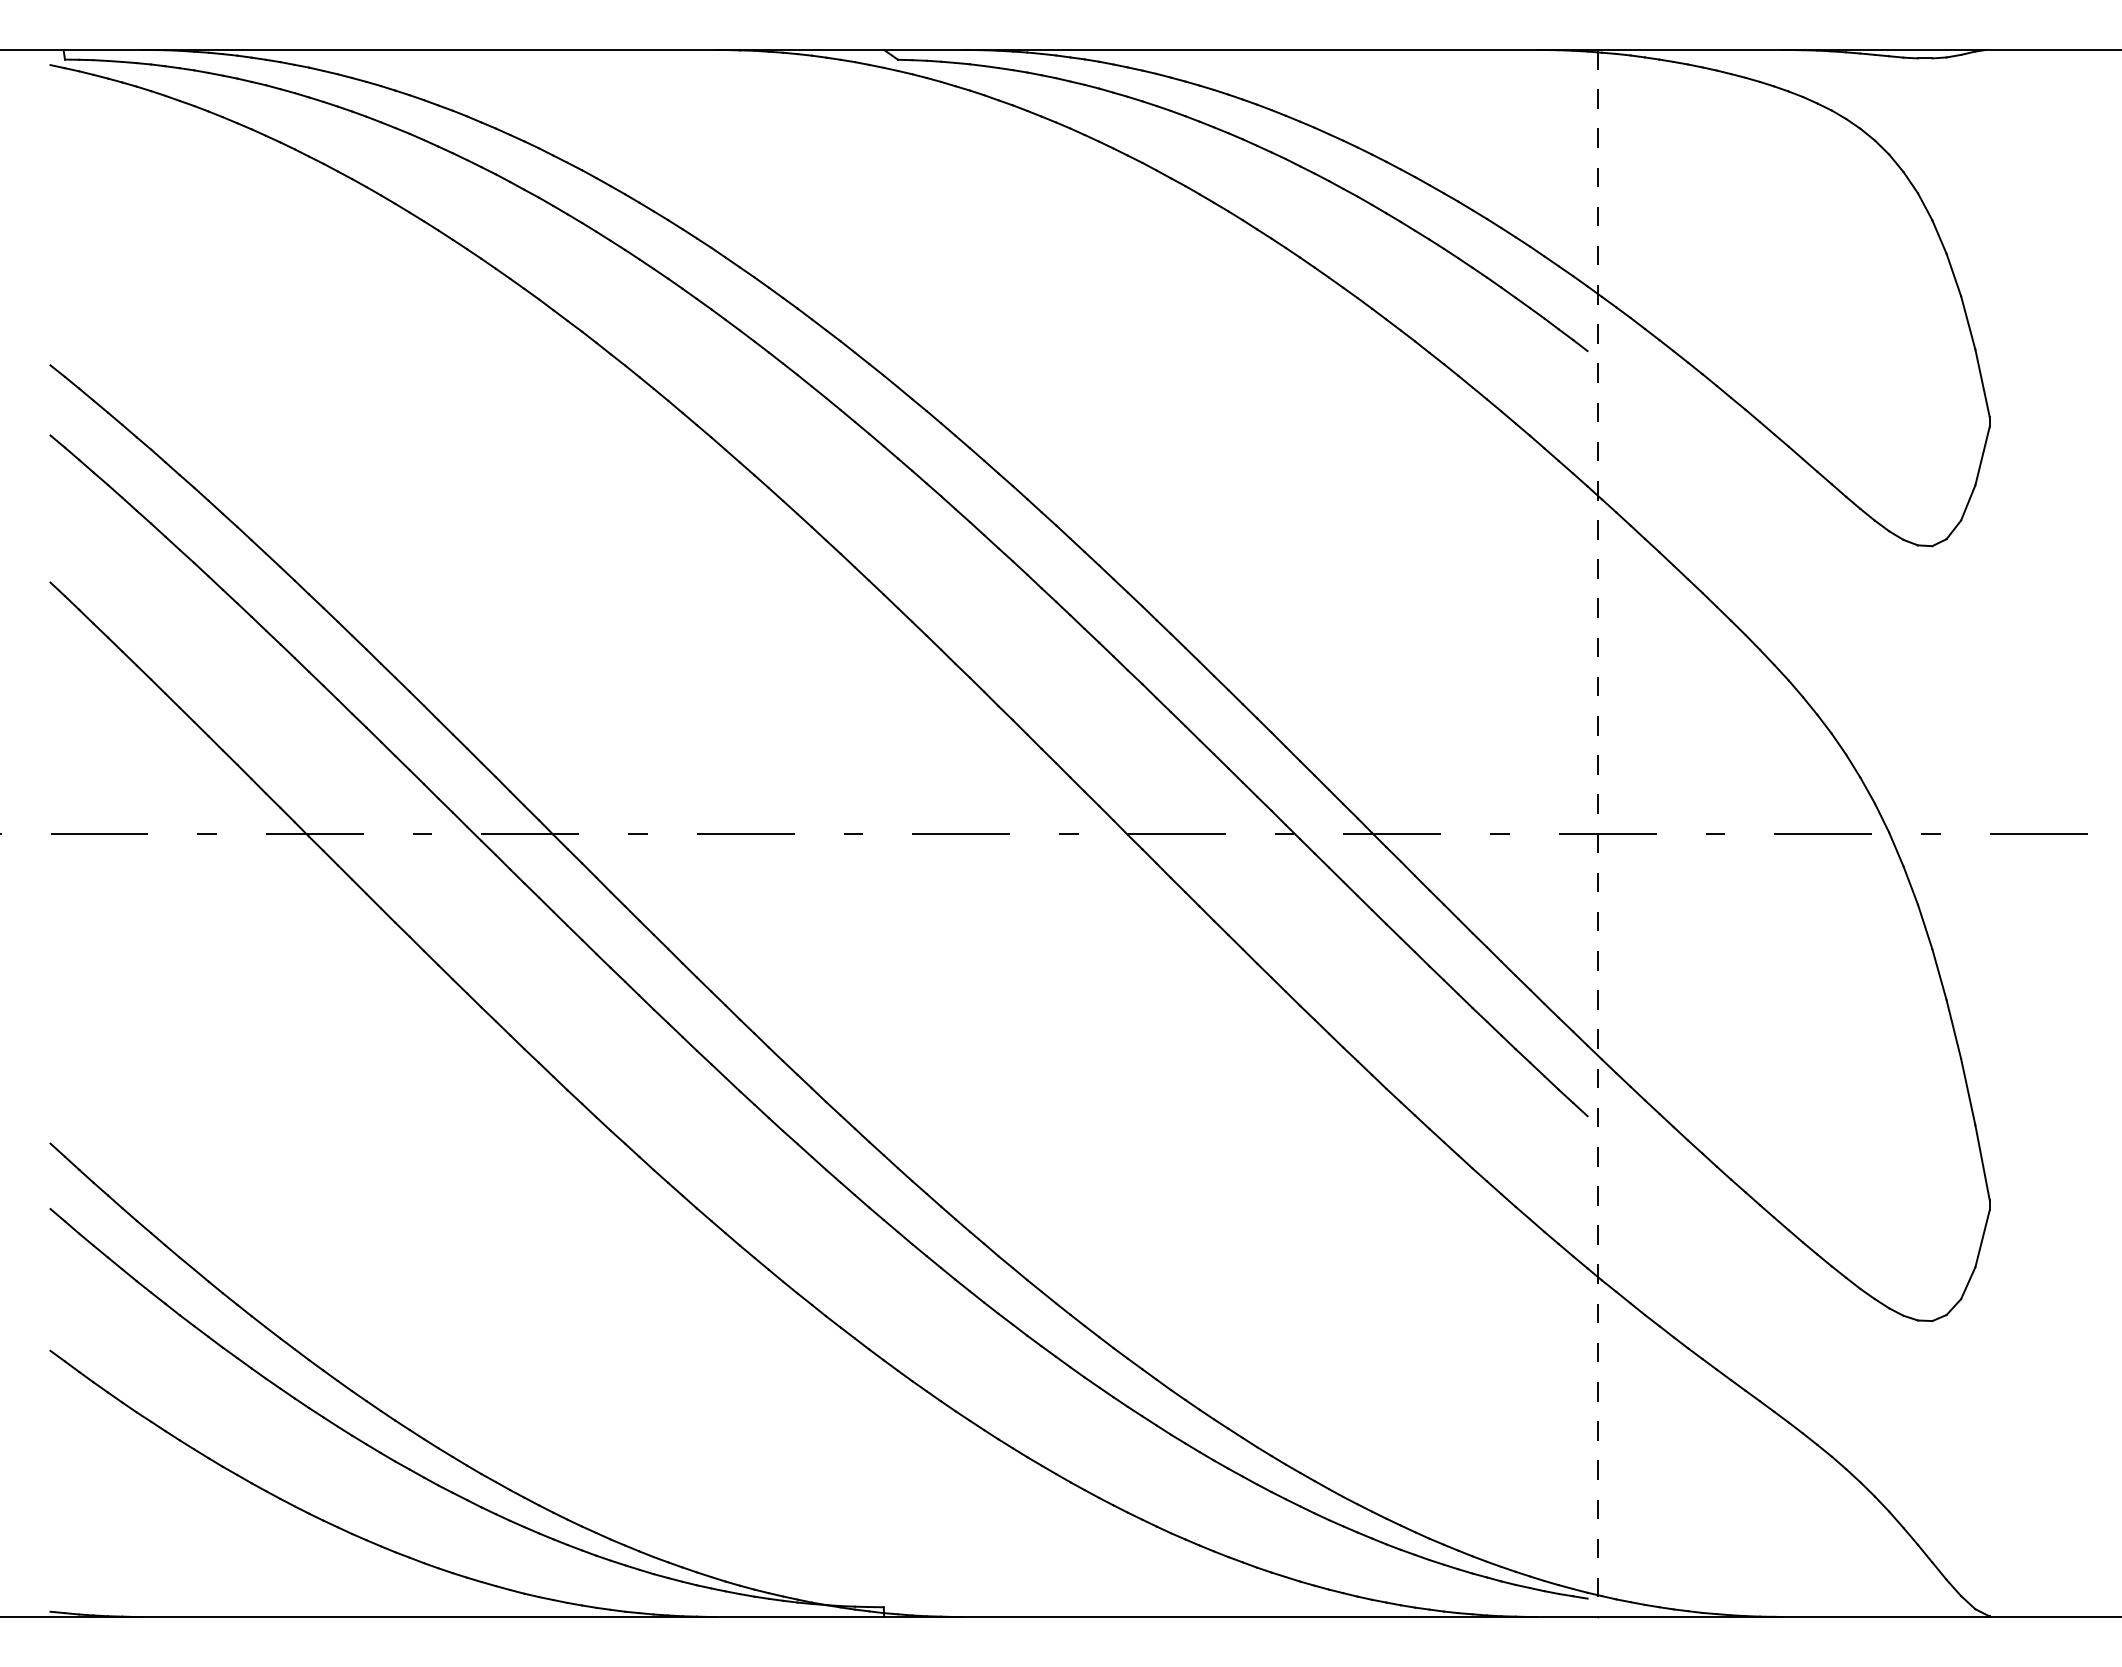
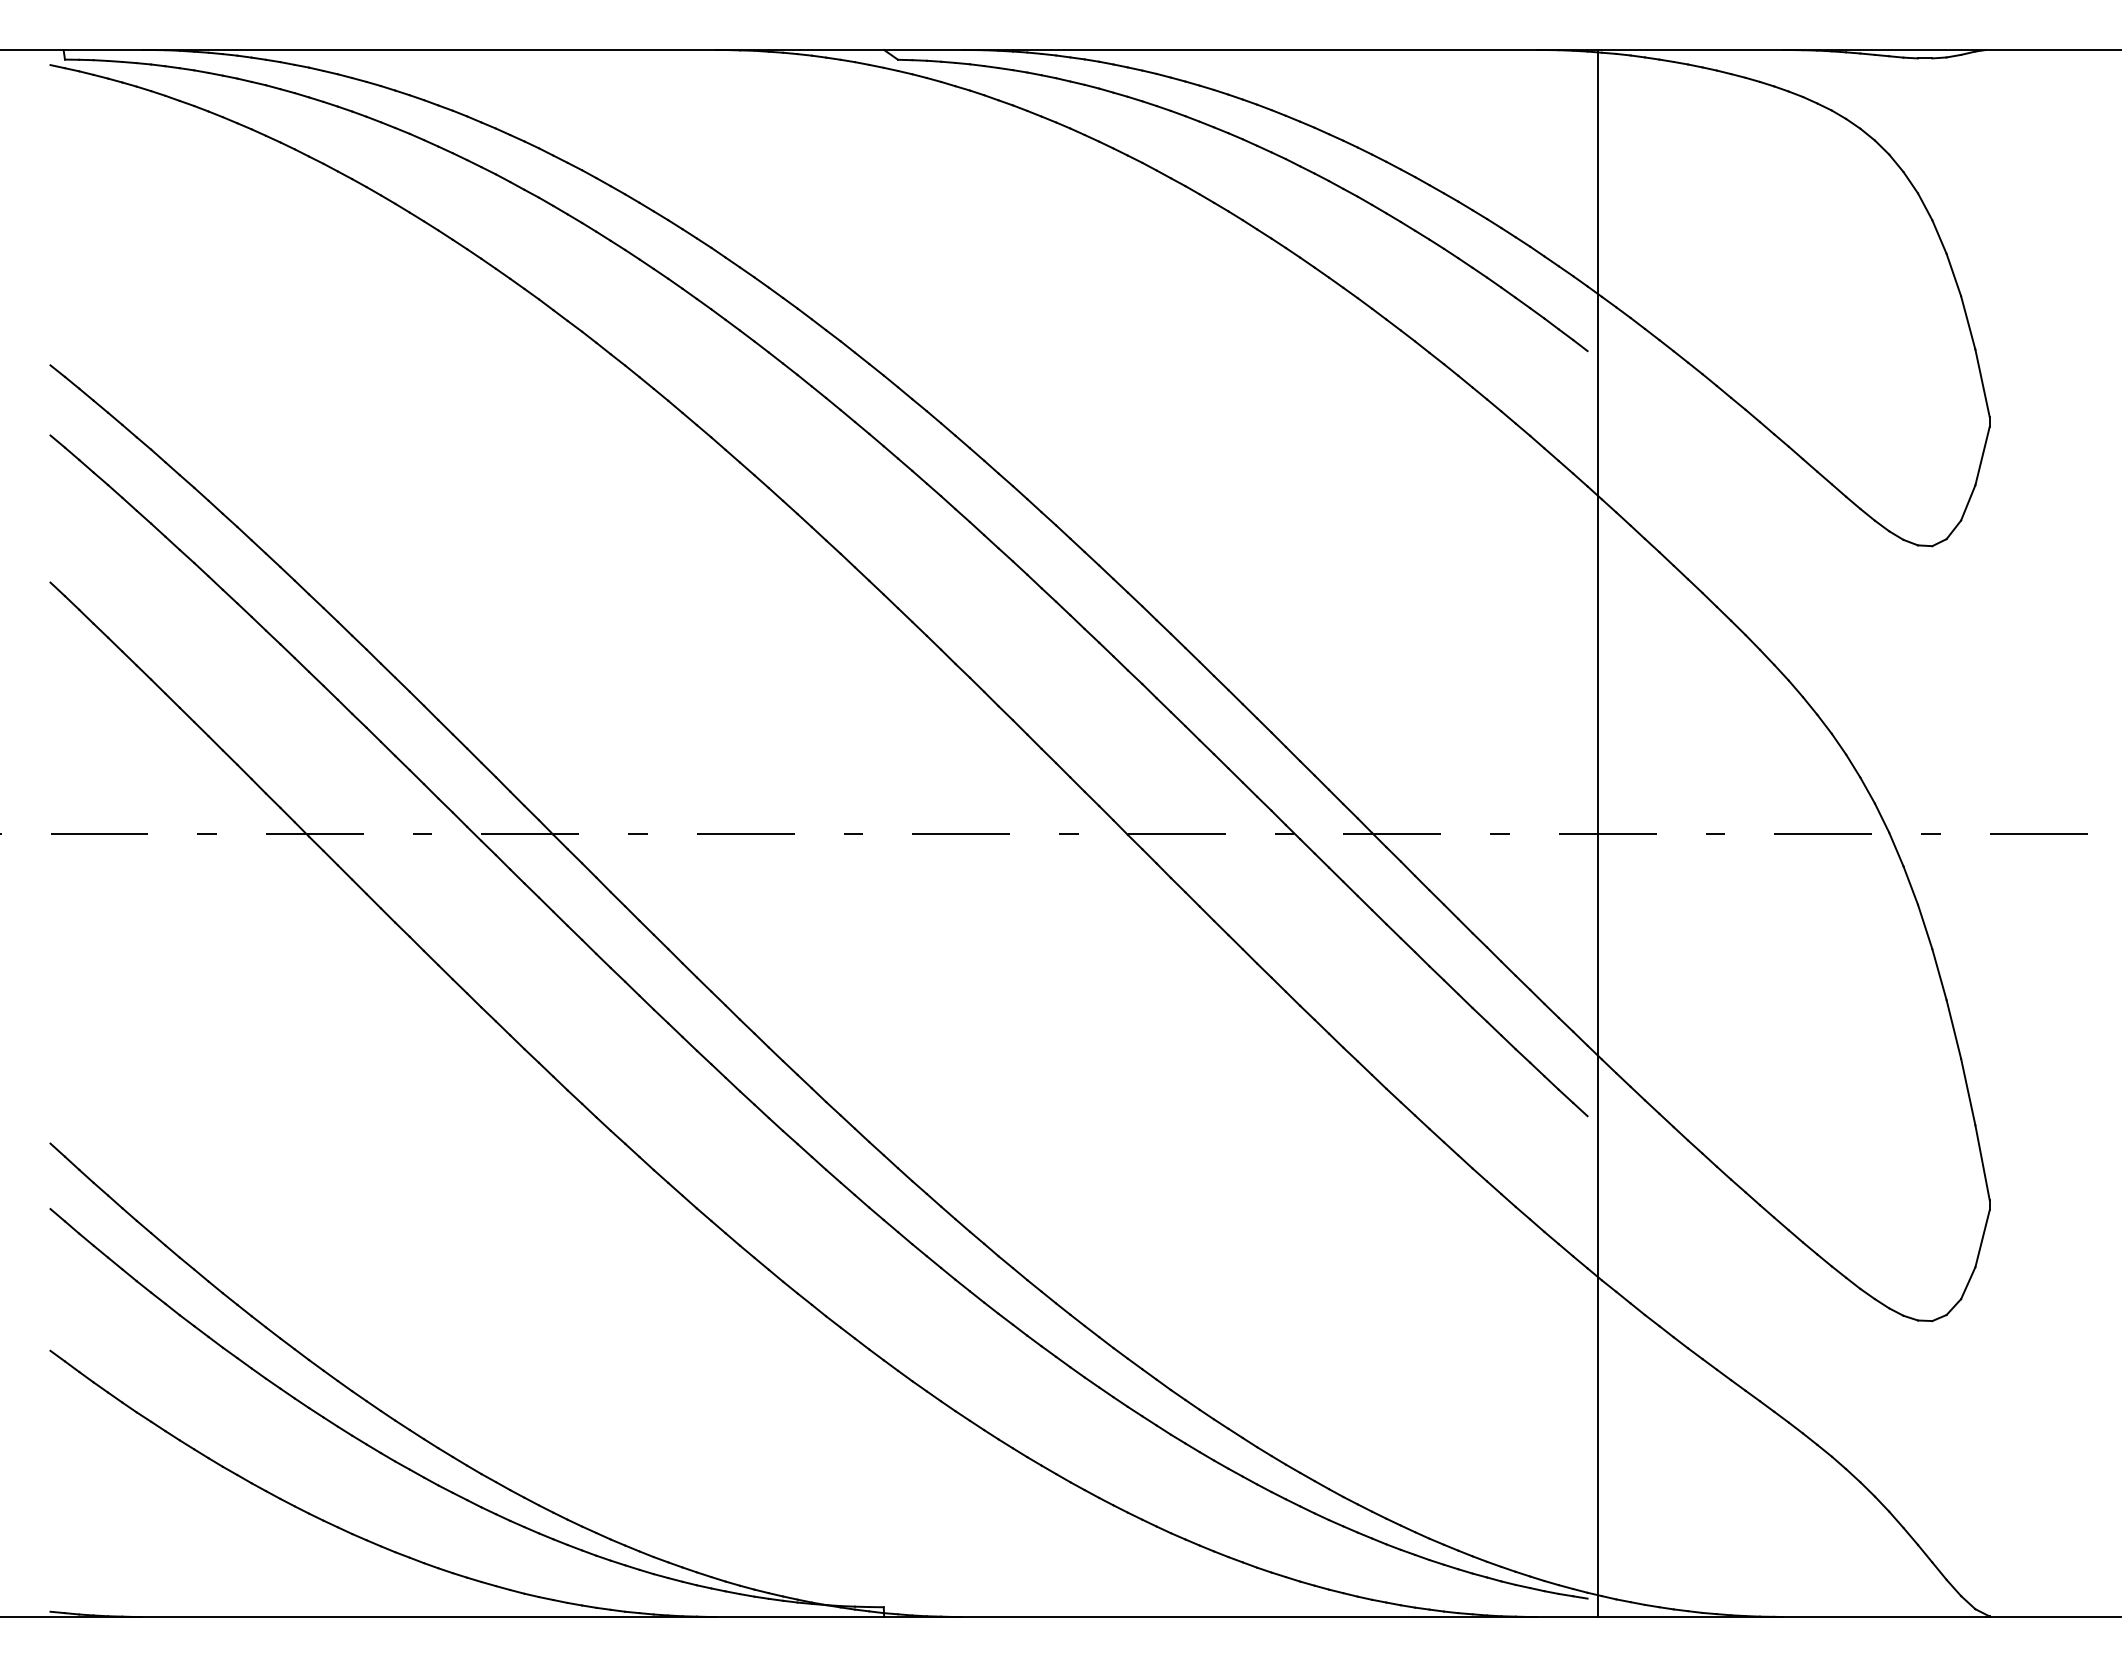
line: dashed -> solid (1597, 833)
